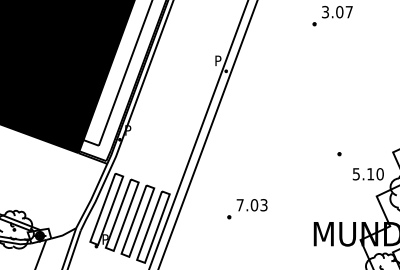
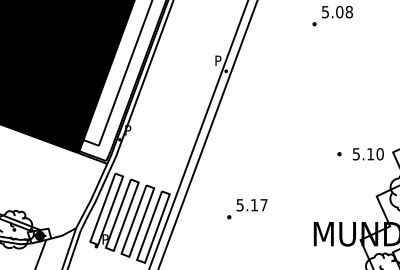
text: 3.07 -> 5.08 (337, 11)
text position: (367, 174) -> (367, 154) (367, 154)
text: 7.03 -> 5.17 (251, 205)
